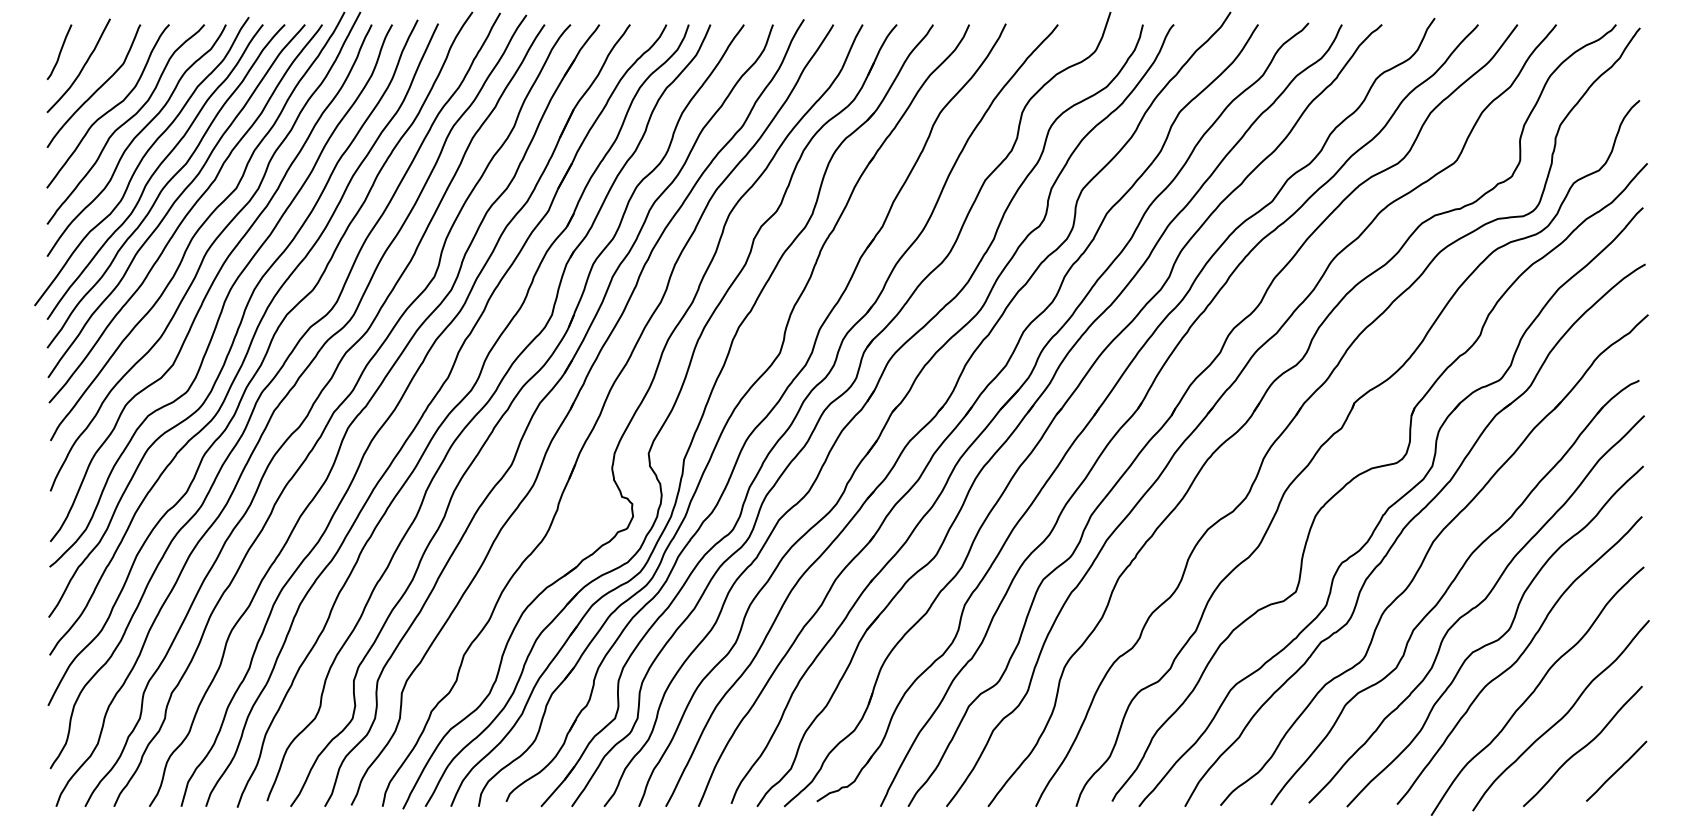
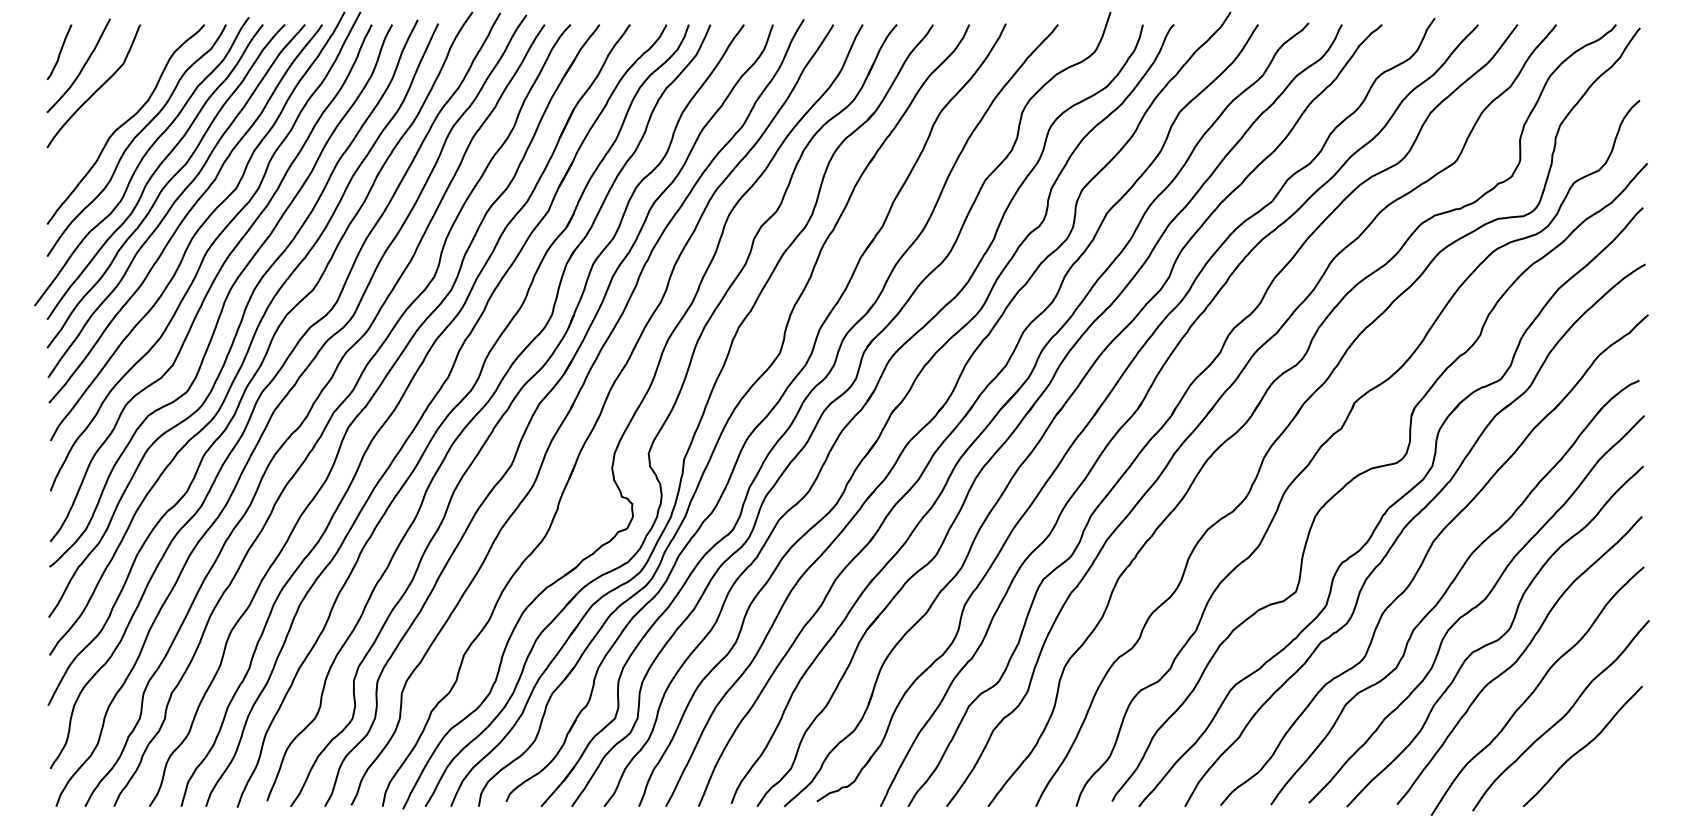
curve: present -> none (109, 109)
line: present -> none (1616, 770)
